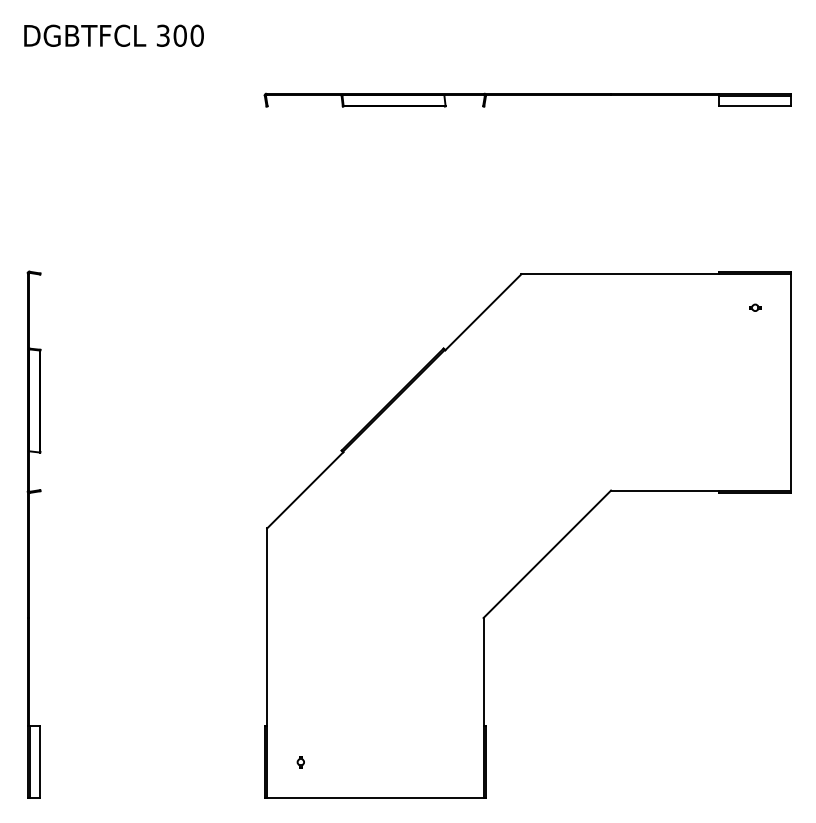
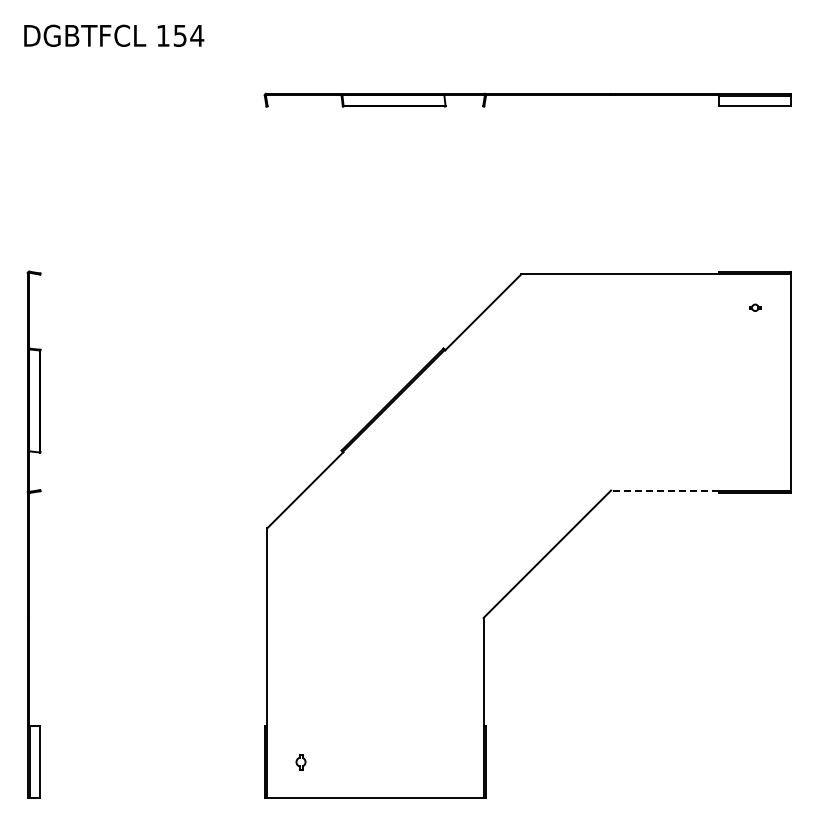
text: 300 -> 154 (180, 35)
line: solid -> dashed (664, 490)
part size: 9x13 px -> 12x17 px (300, 762)
